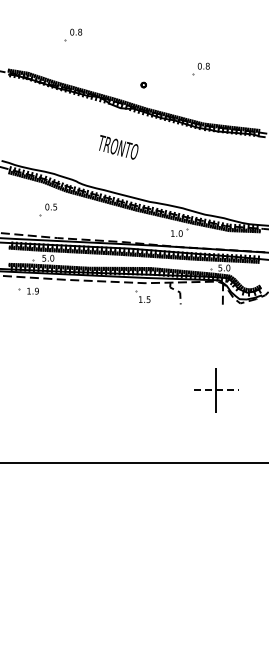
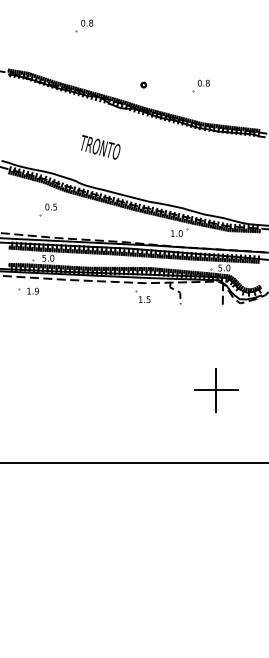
part position: (73, 34) -> (84, 25) (84, 25)
part position: (200, 68) -> (200, 85) (200, 85)
text position: (118, 147) -> (100, 147) (100, 147)
line: dashed -> solid (216, 390)
